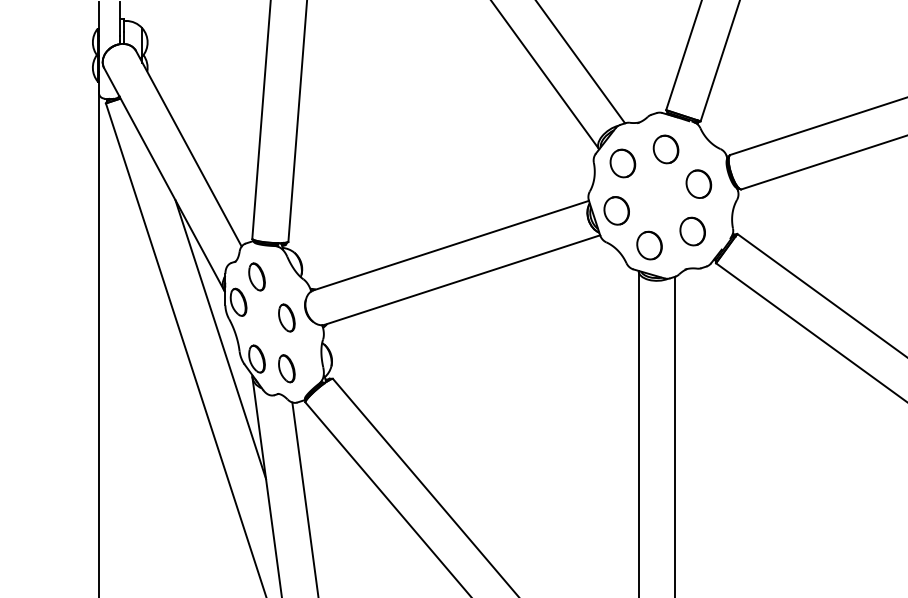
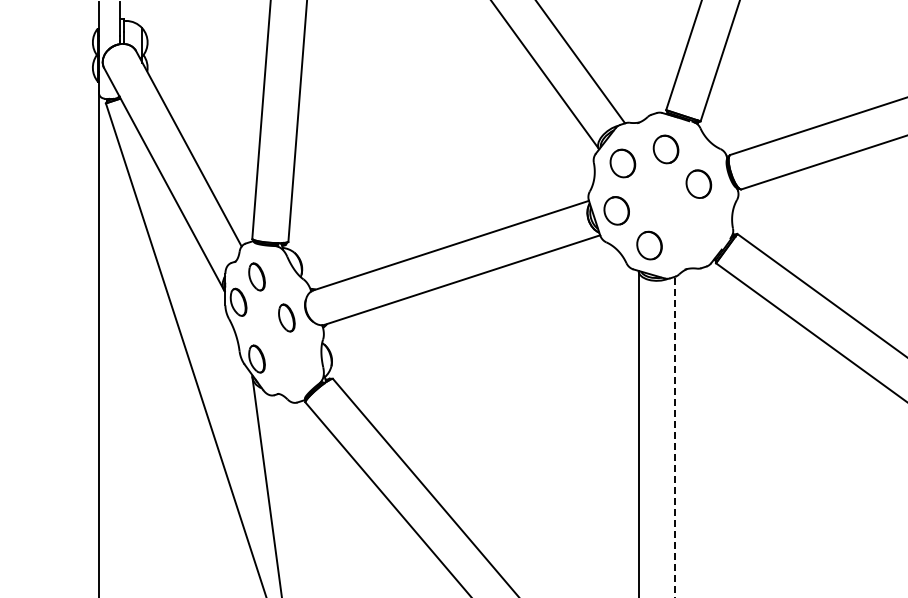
part: present -> none (692, 231)
line: present -> none (220, 339)
part: present -> none (286, 368)
line: solid -> dashed (674, 436)
line: present -> none (305, 498)
